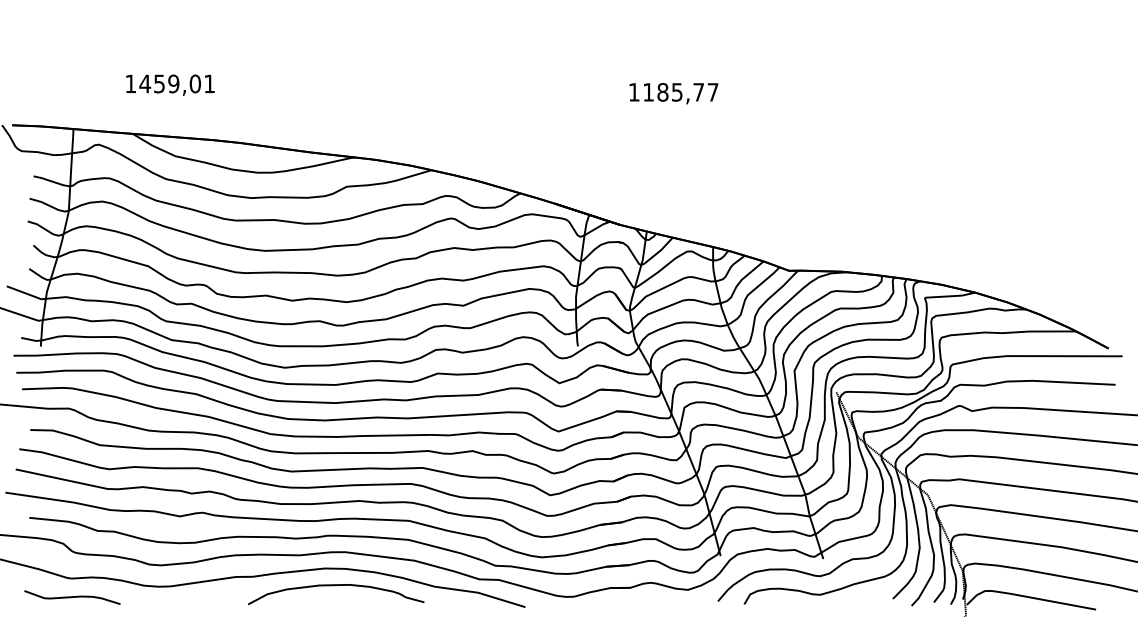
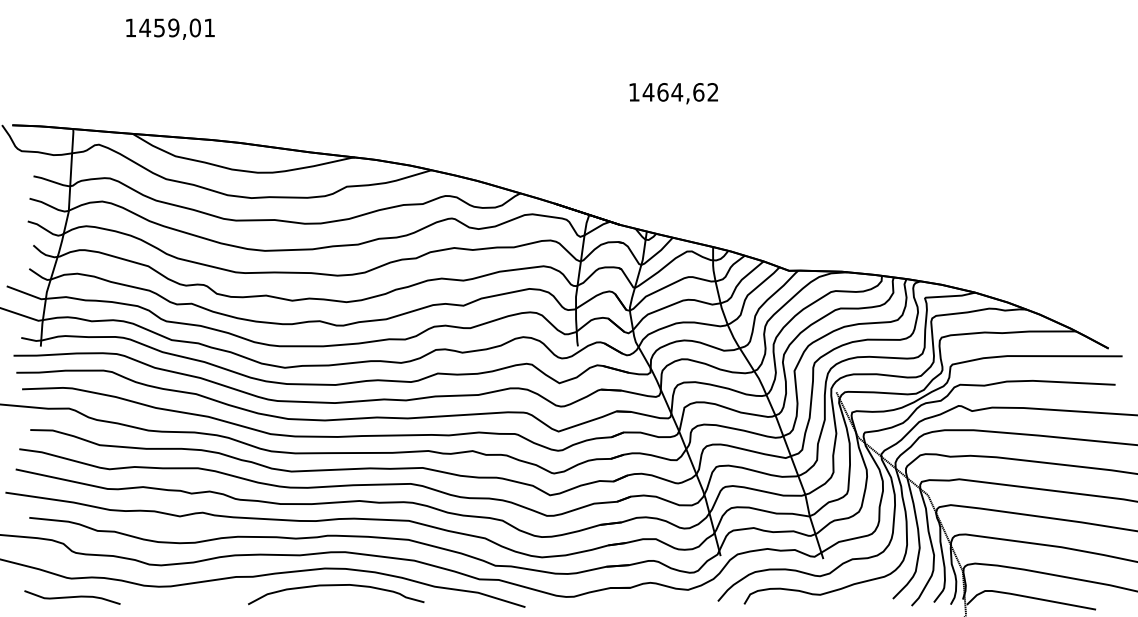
text position: (170, 84) -> (170, 28) (170, 28)
text: 1185,77 -> 1464,62 (680, 92)
